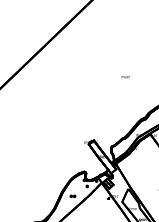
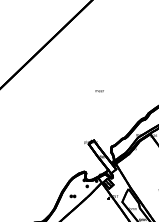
text position: (125, 77) -> (99, 91) (99, 91)
